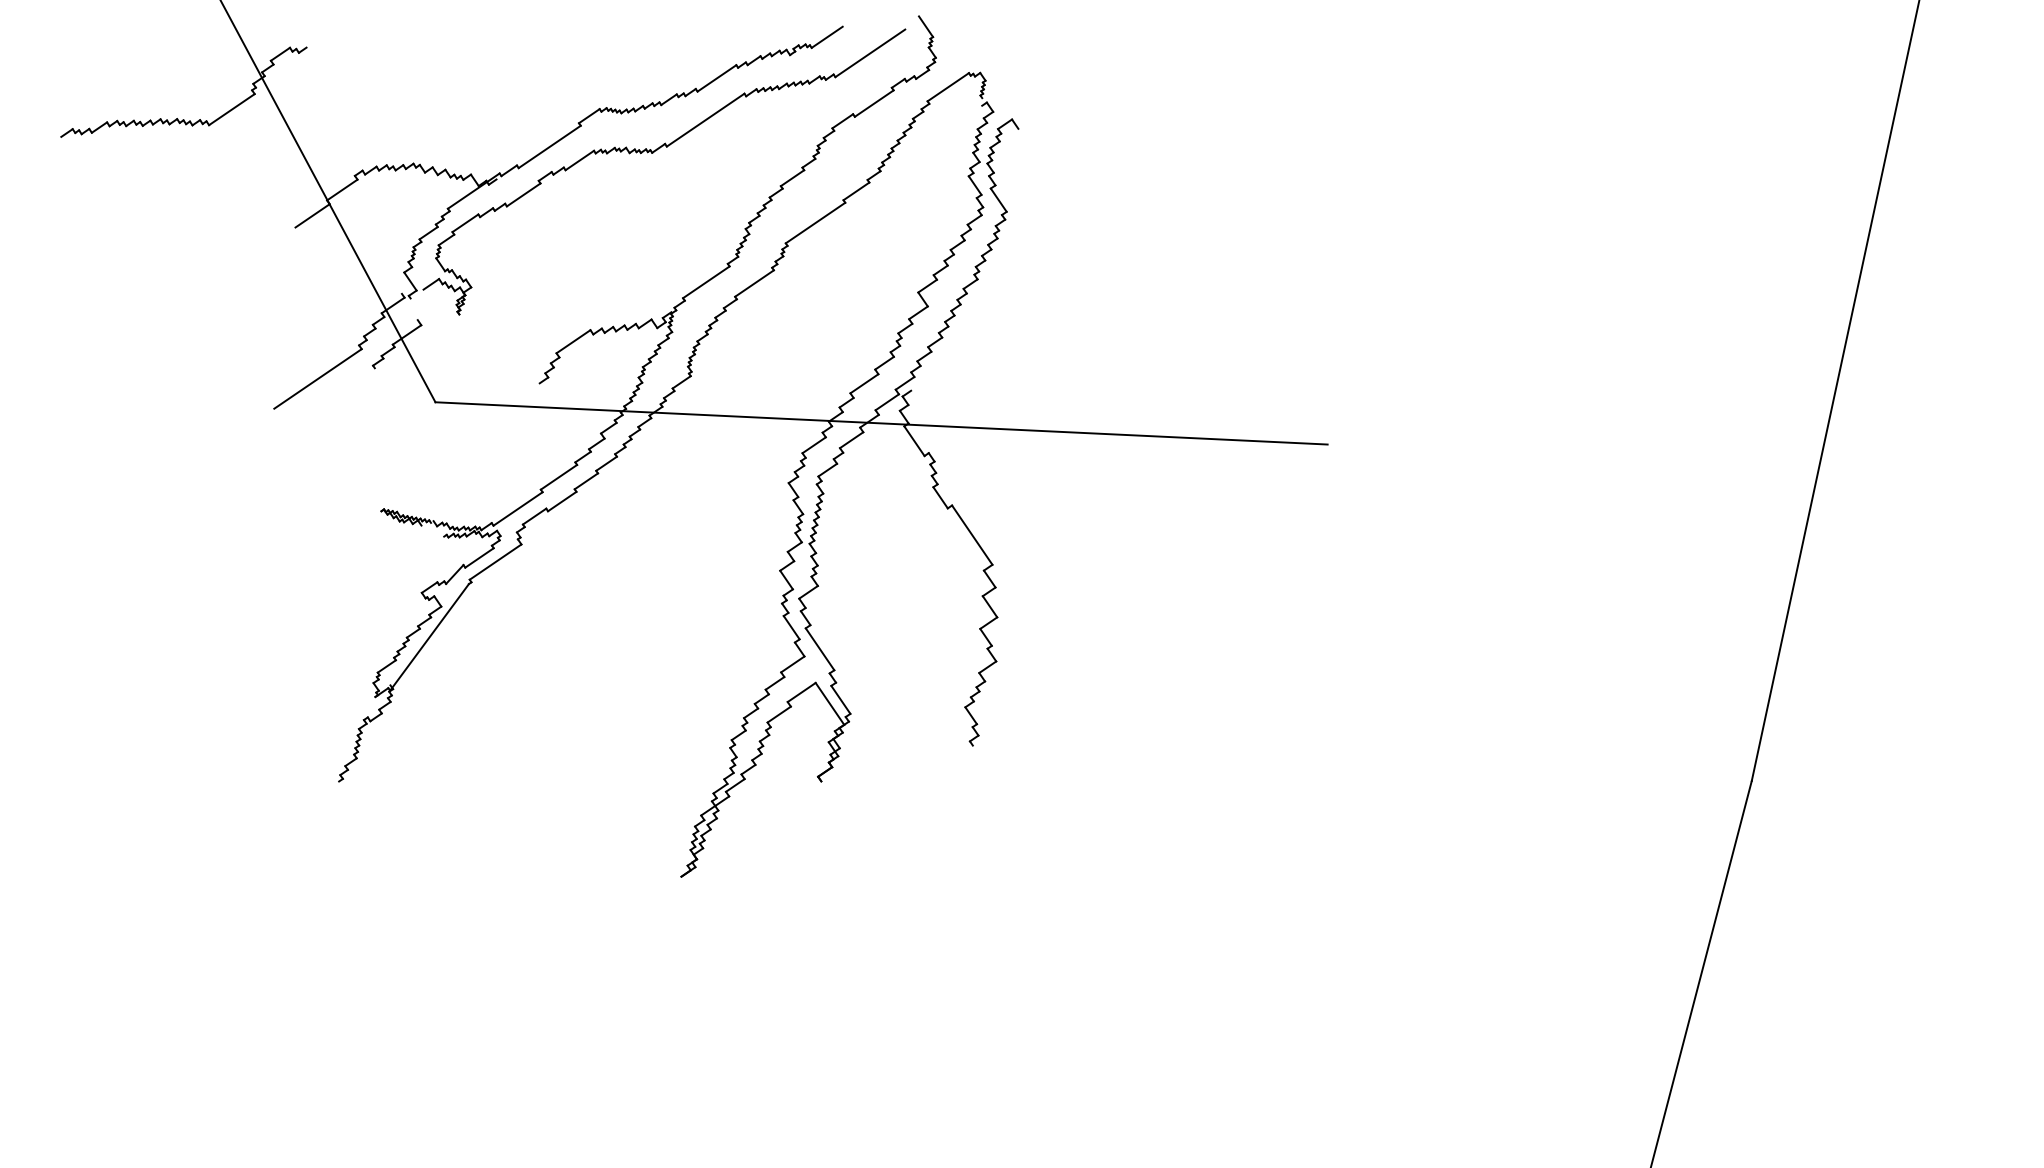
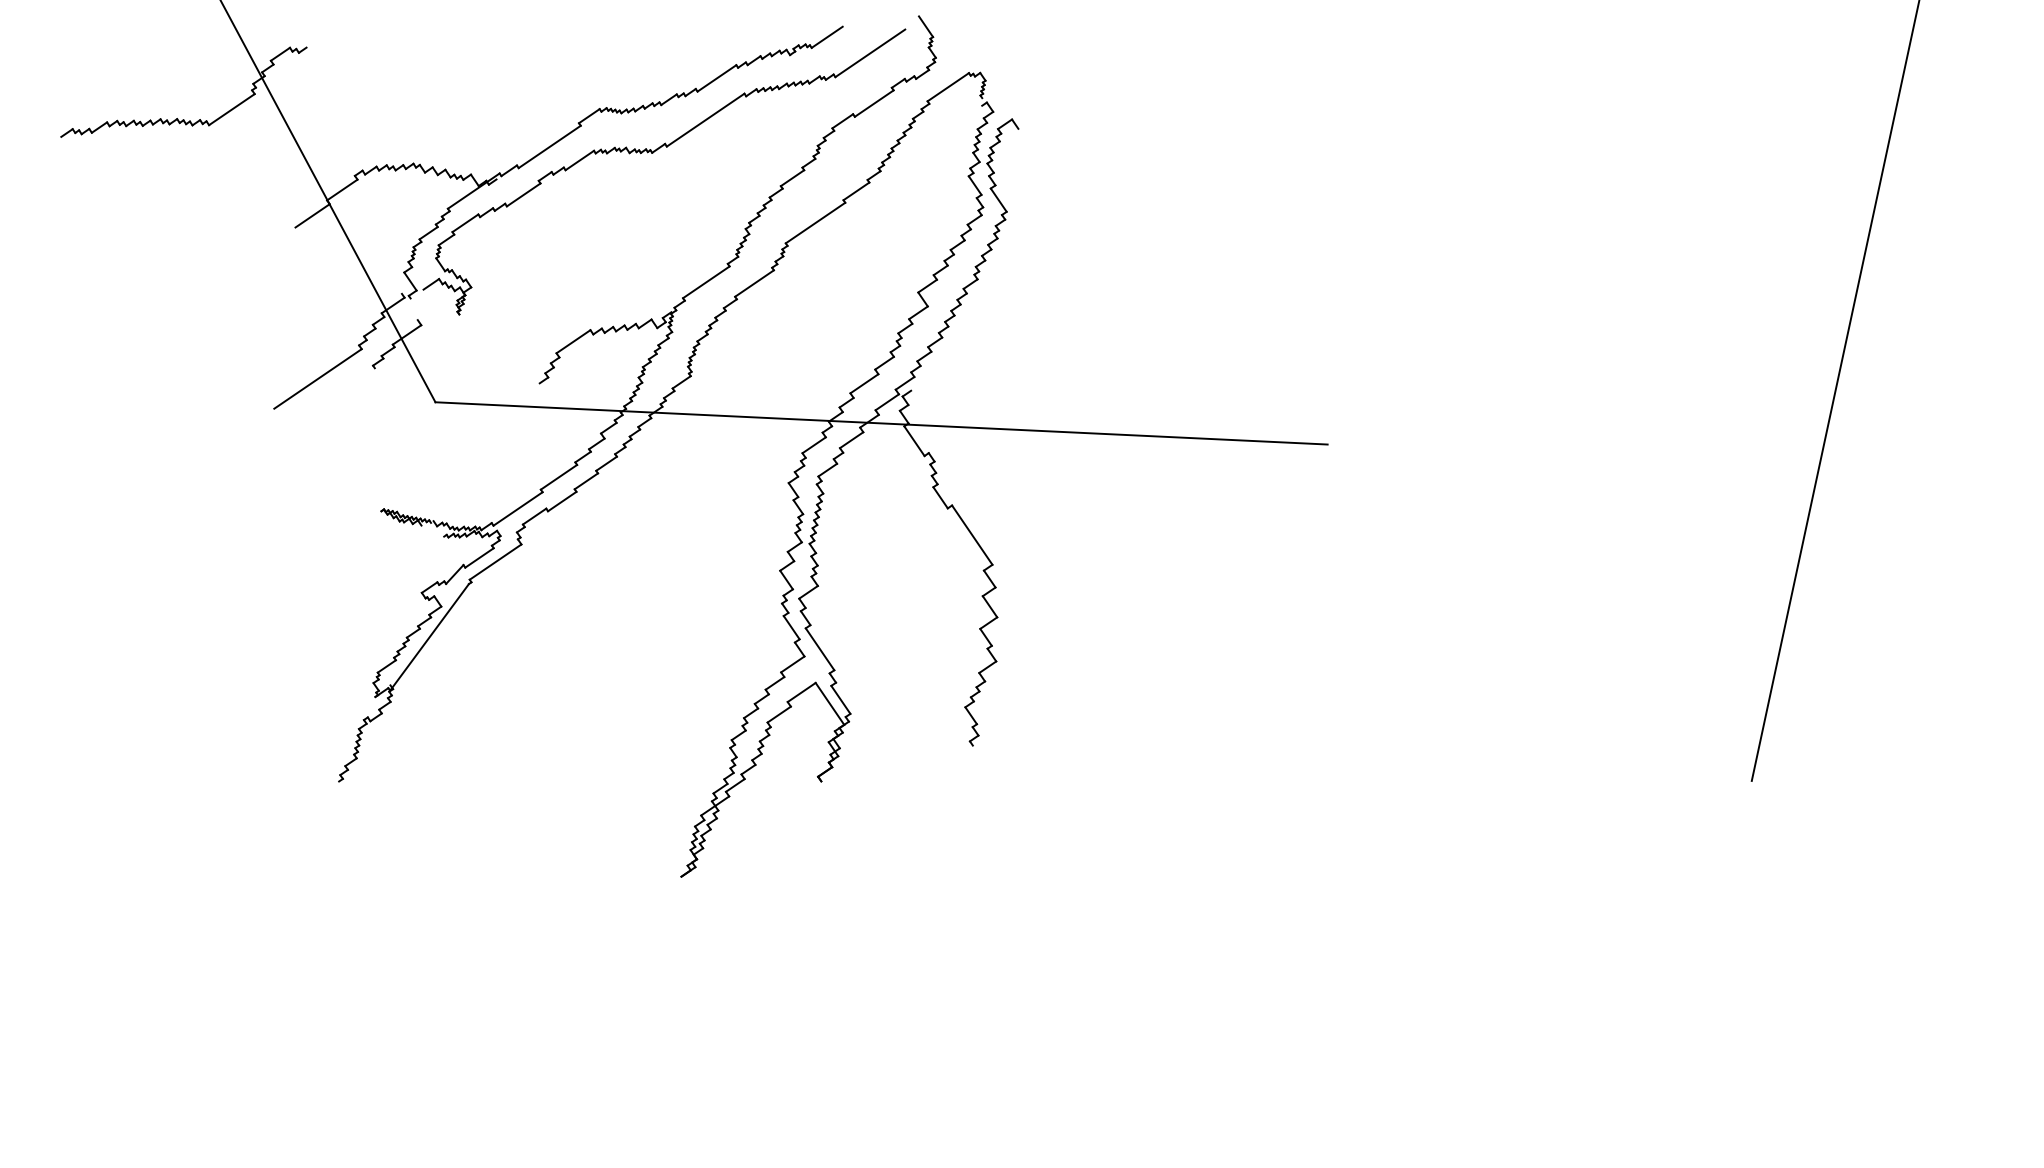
line: present -> none (1701, 972)
